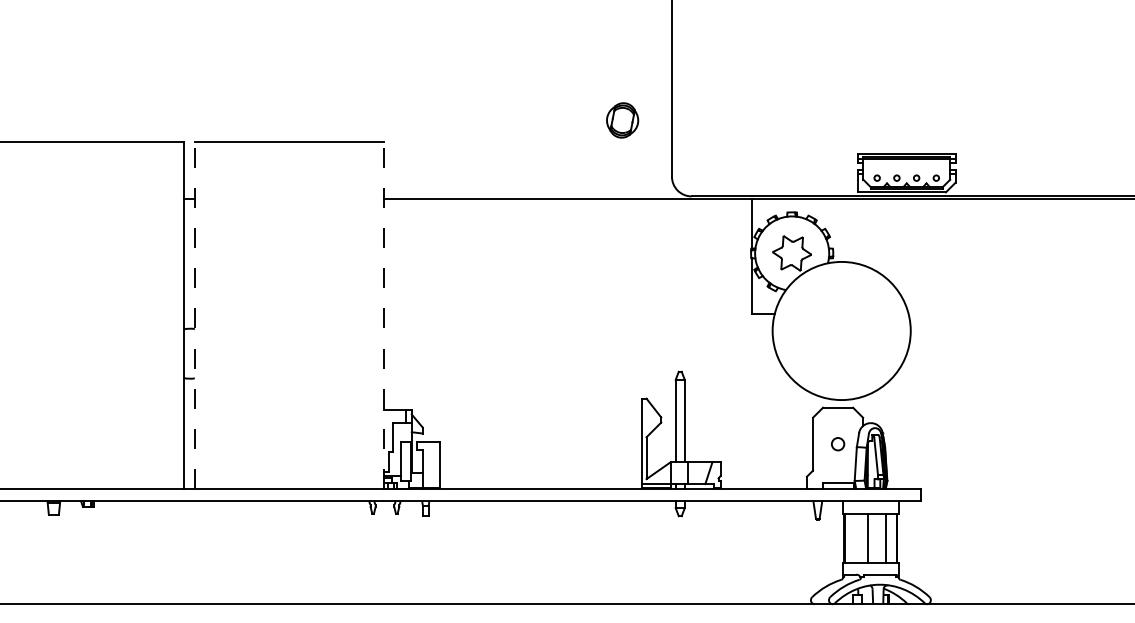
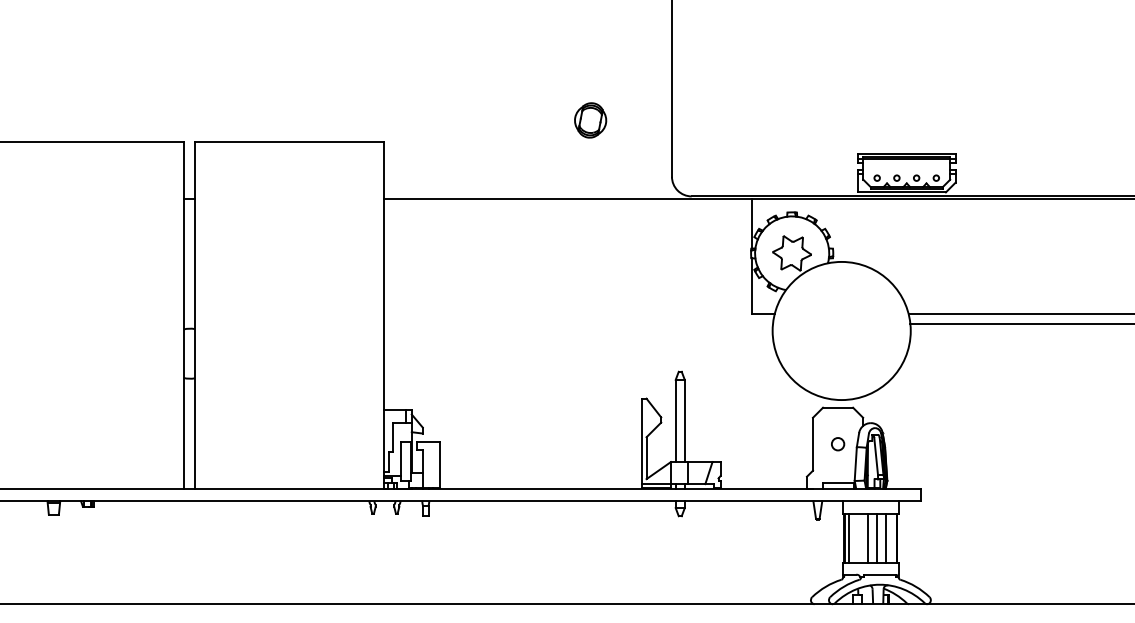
part position: (622, 120) -> (590, 120) (590, 120)
line: none -> present (1019, 313)
line: dashed -> solid (194, 315)
line: dashed -> solid (384, 315)
line: none -> present (1020, 323)
line: none -> present (849, 537)
line: none -> present (877, 537)
